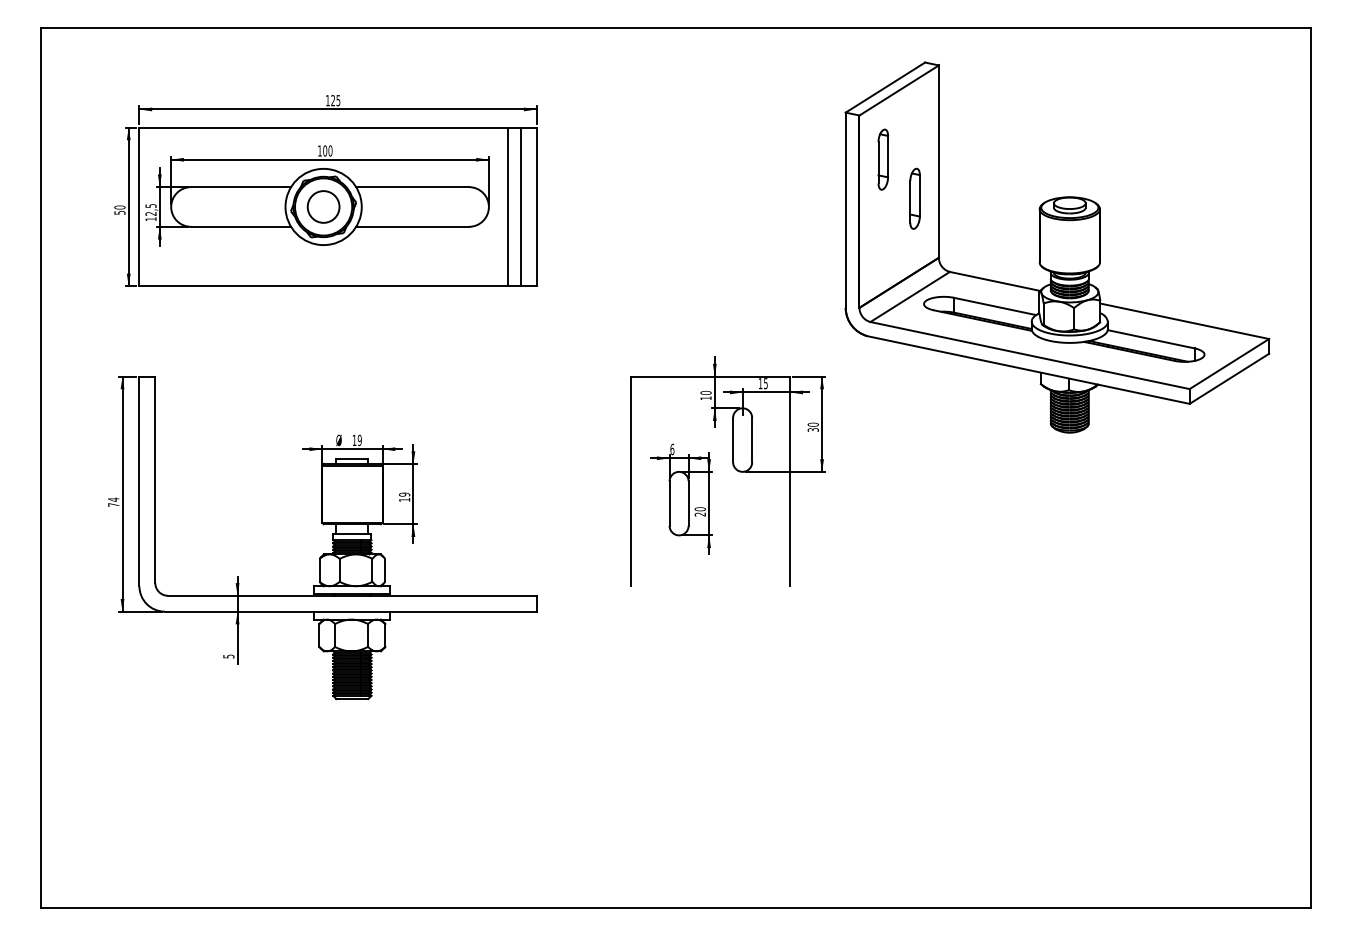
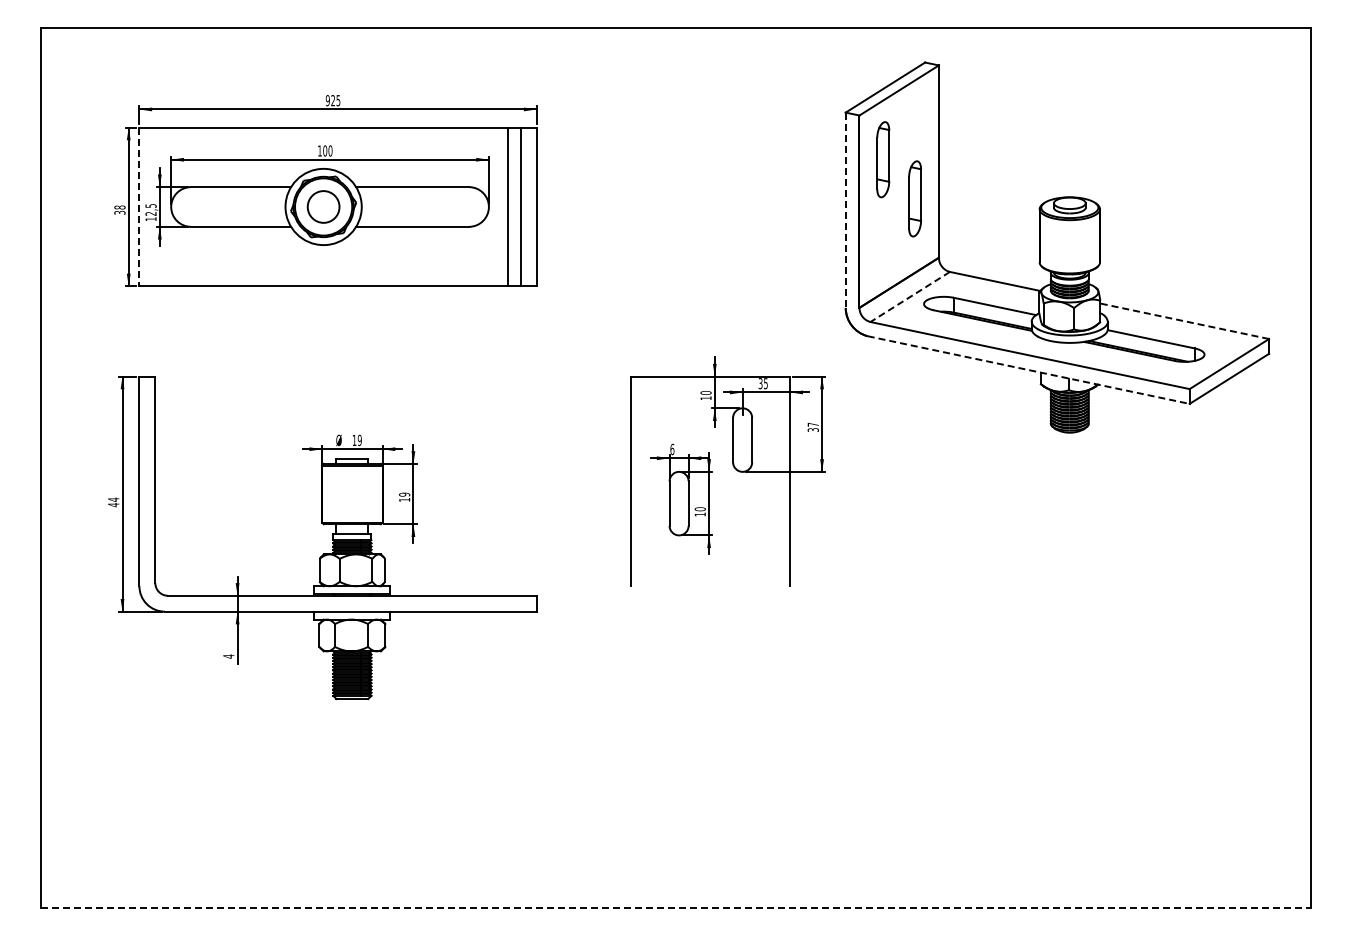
text: 125 -> 925 (327, 100)
part size: 13x63 px -> 15x78 px (883, 159)
part size: 12x63 px -> 14x78 px (914, 198)
line: solid -> dashed (139, 207)
text: 50 -> 38 (119, 209)
line: solid -> dashed (845, 210)
line: solid -> dashed (910, 296)
line: solid -> dashed (1184, 321)
line: solid -> dashed (1029, 370)
text: 15 -> 35 (760, 383)
text: 30 -> 37 (812, 424)
text: 74 -> 44 (113, 505)
text: 20 -> 10 (699, 514)
text: 5 -> 4 (228, 656)
line: solid -> dashed (676, 908)
